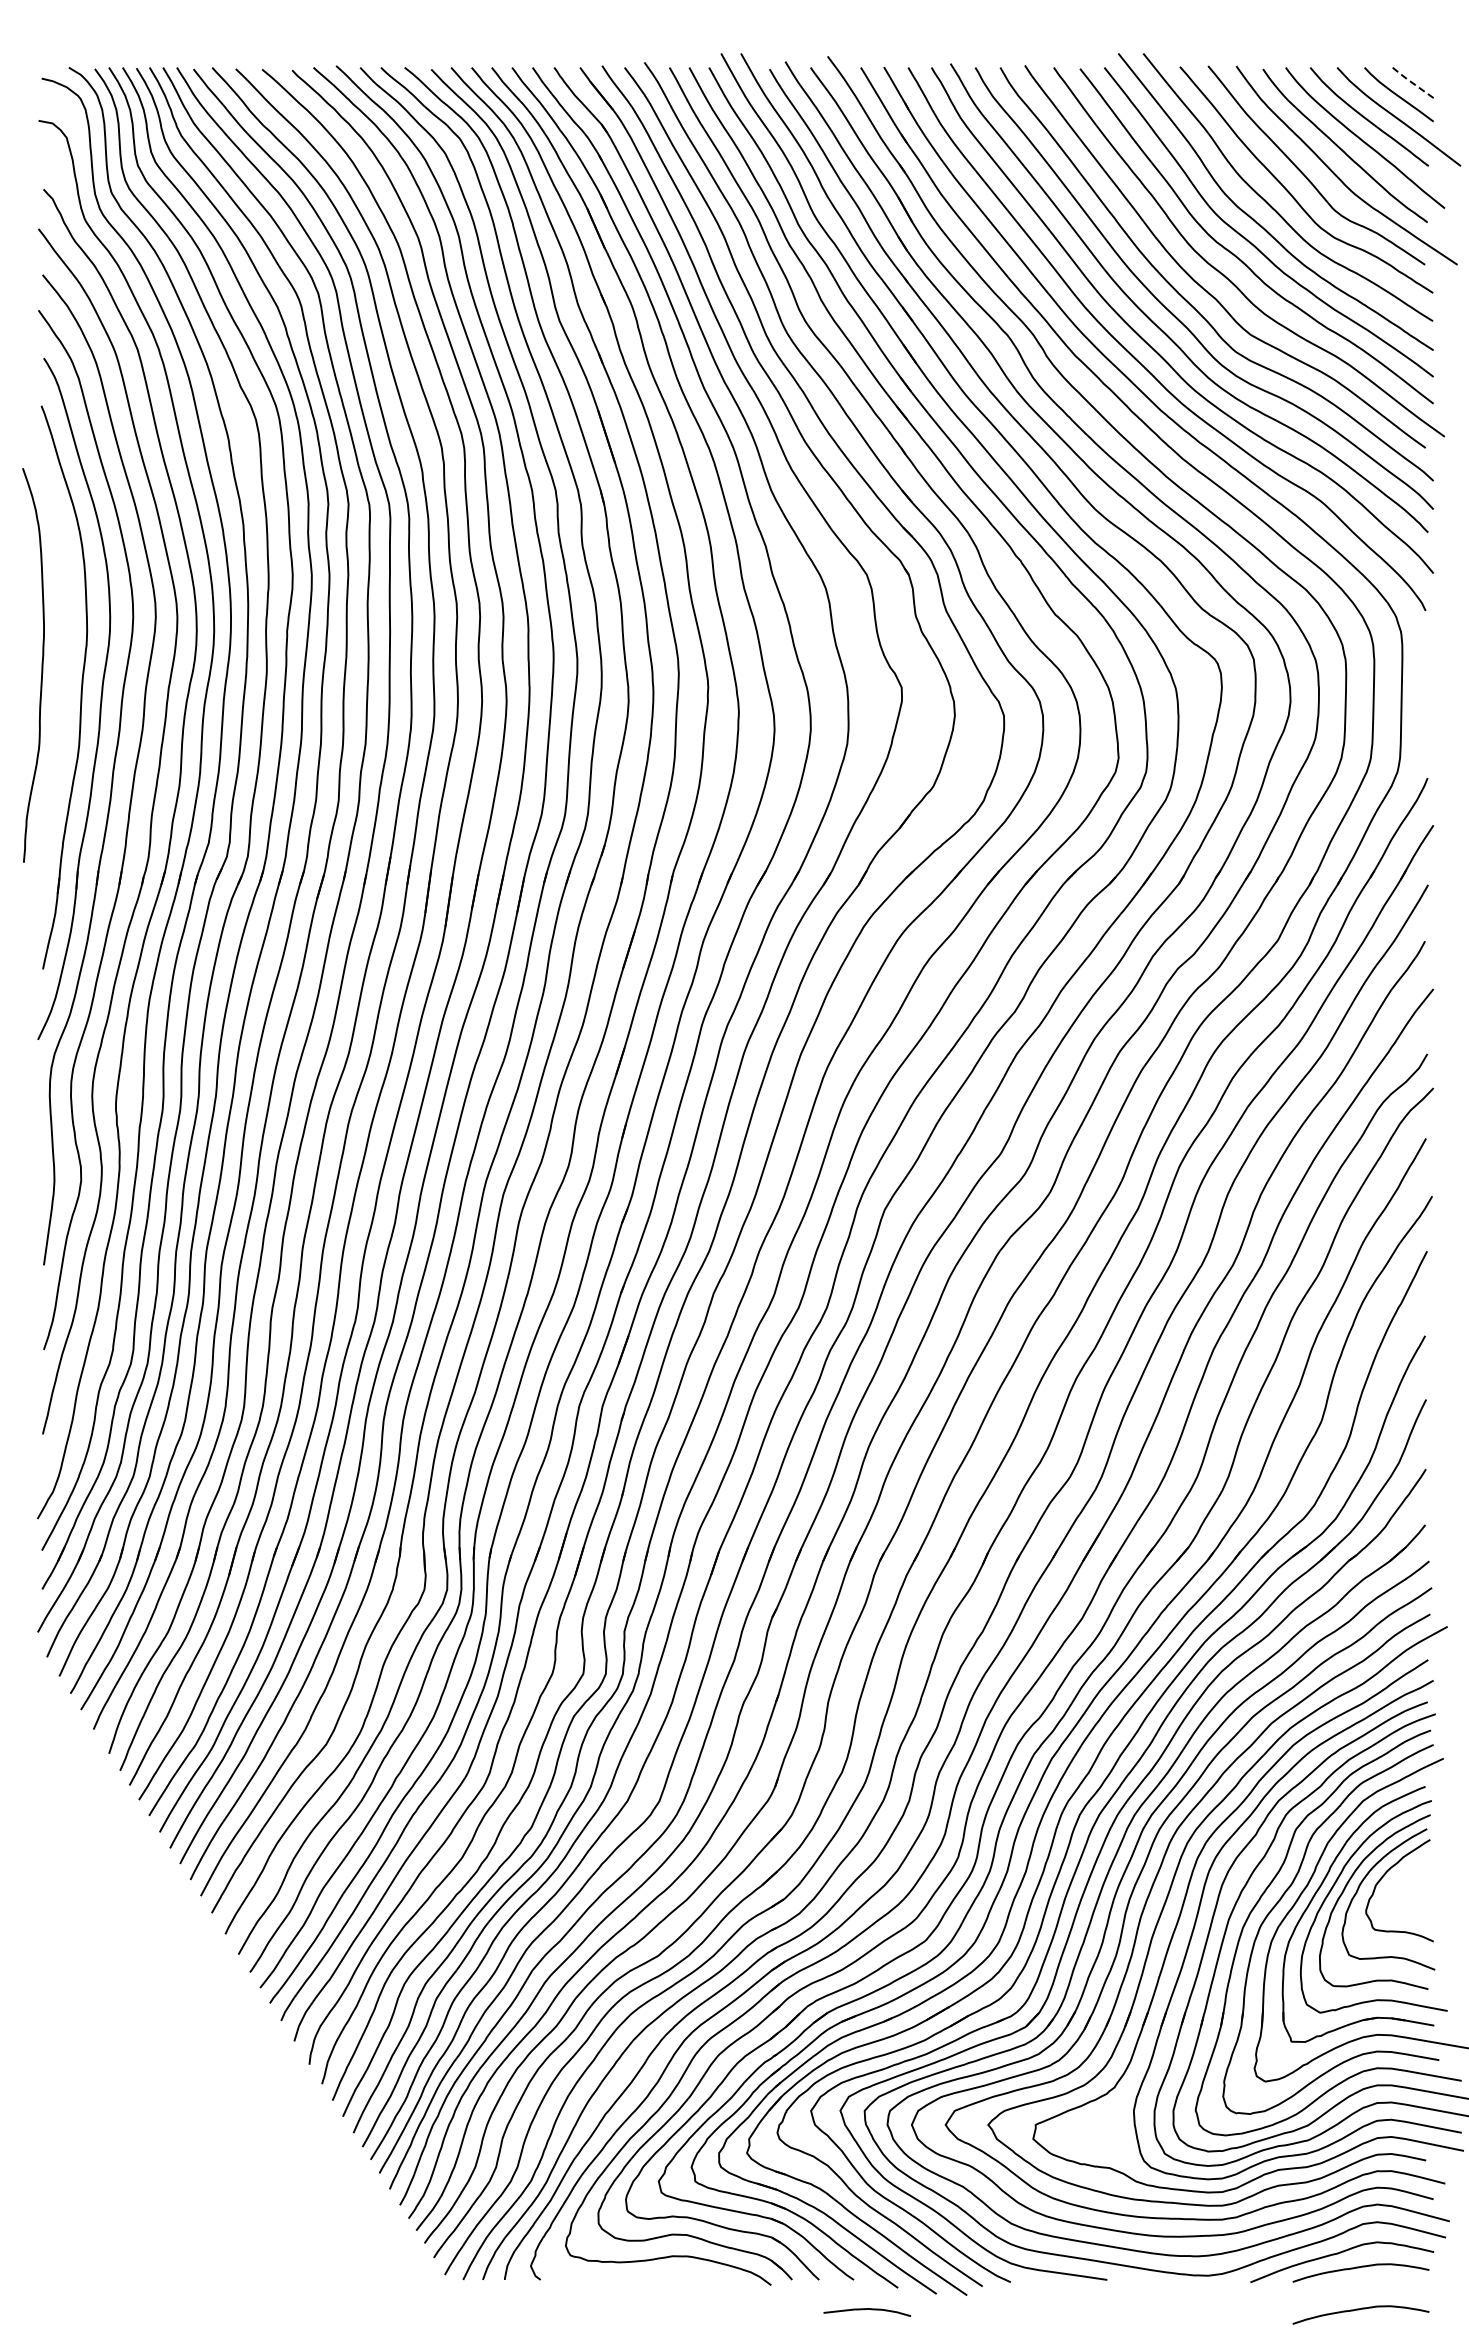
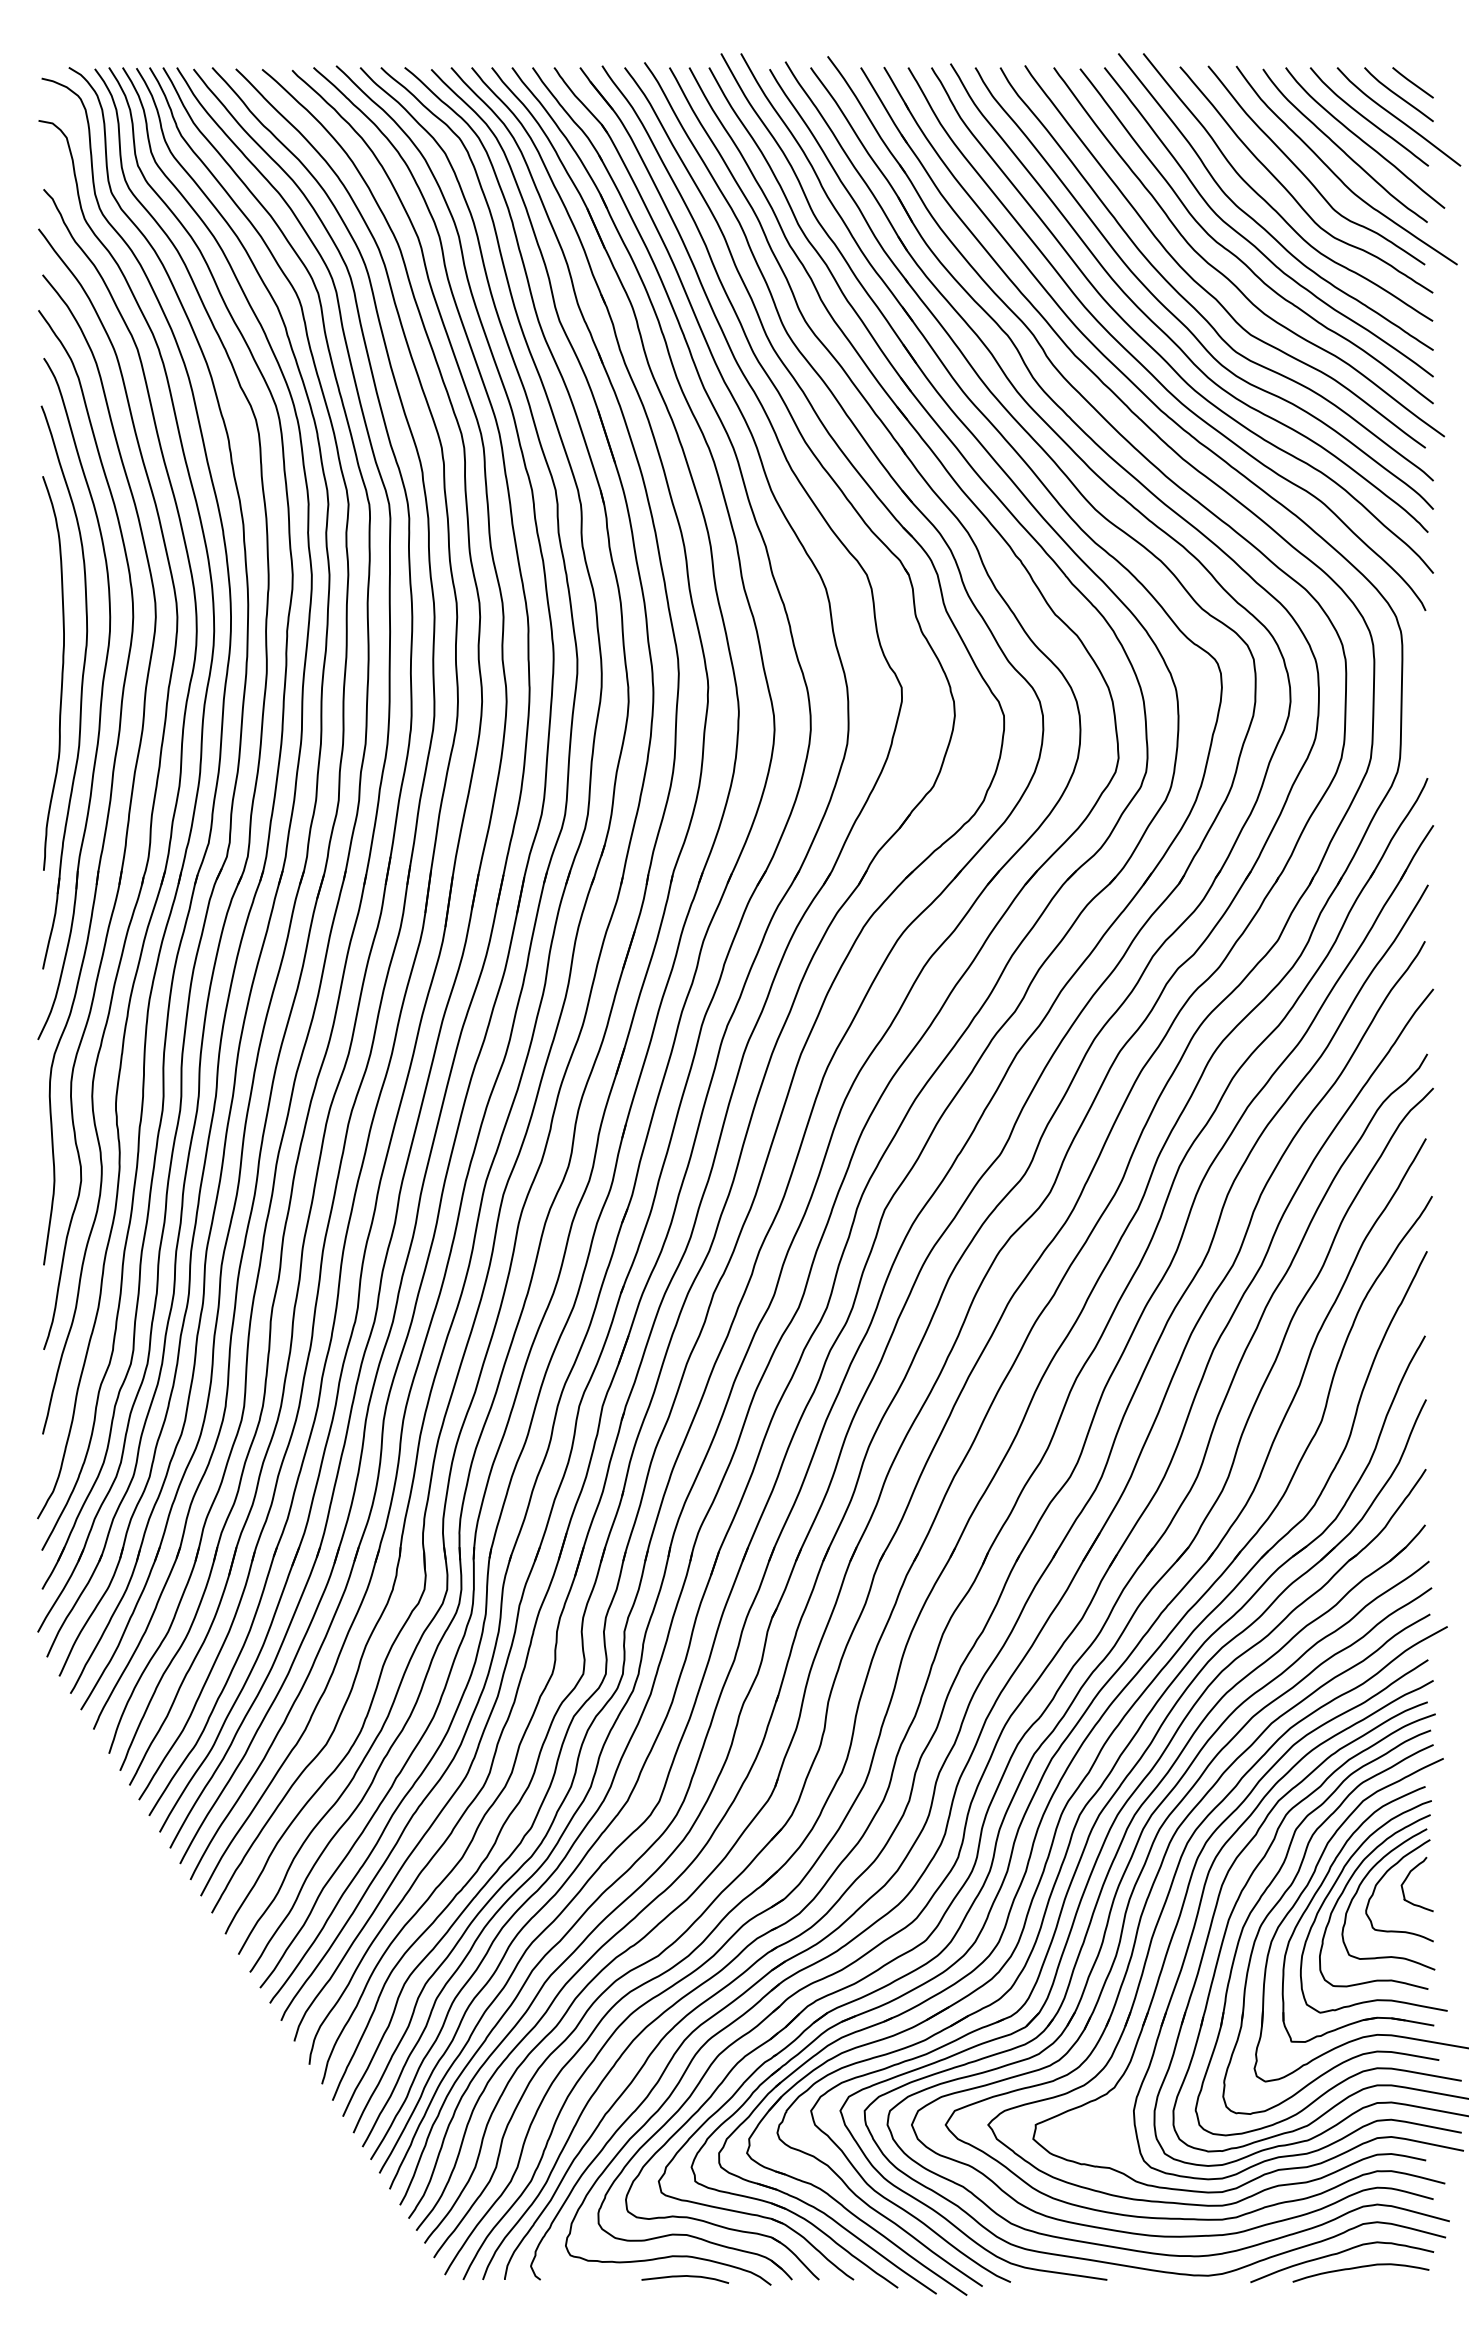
line: dashed -> solid (1410, 81)
curve position: (41, 665) -> (61, 673) (61, 673)
curve: none -> present (1406, 1880)
curve position: (867, 2309) -> (685, 2276) (685, 2276)
curve: present -> none (1359, 2310)
